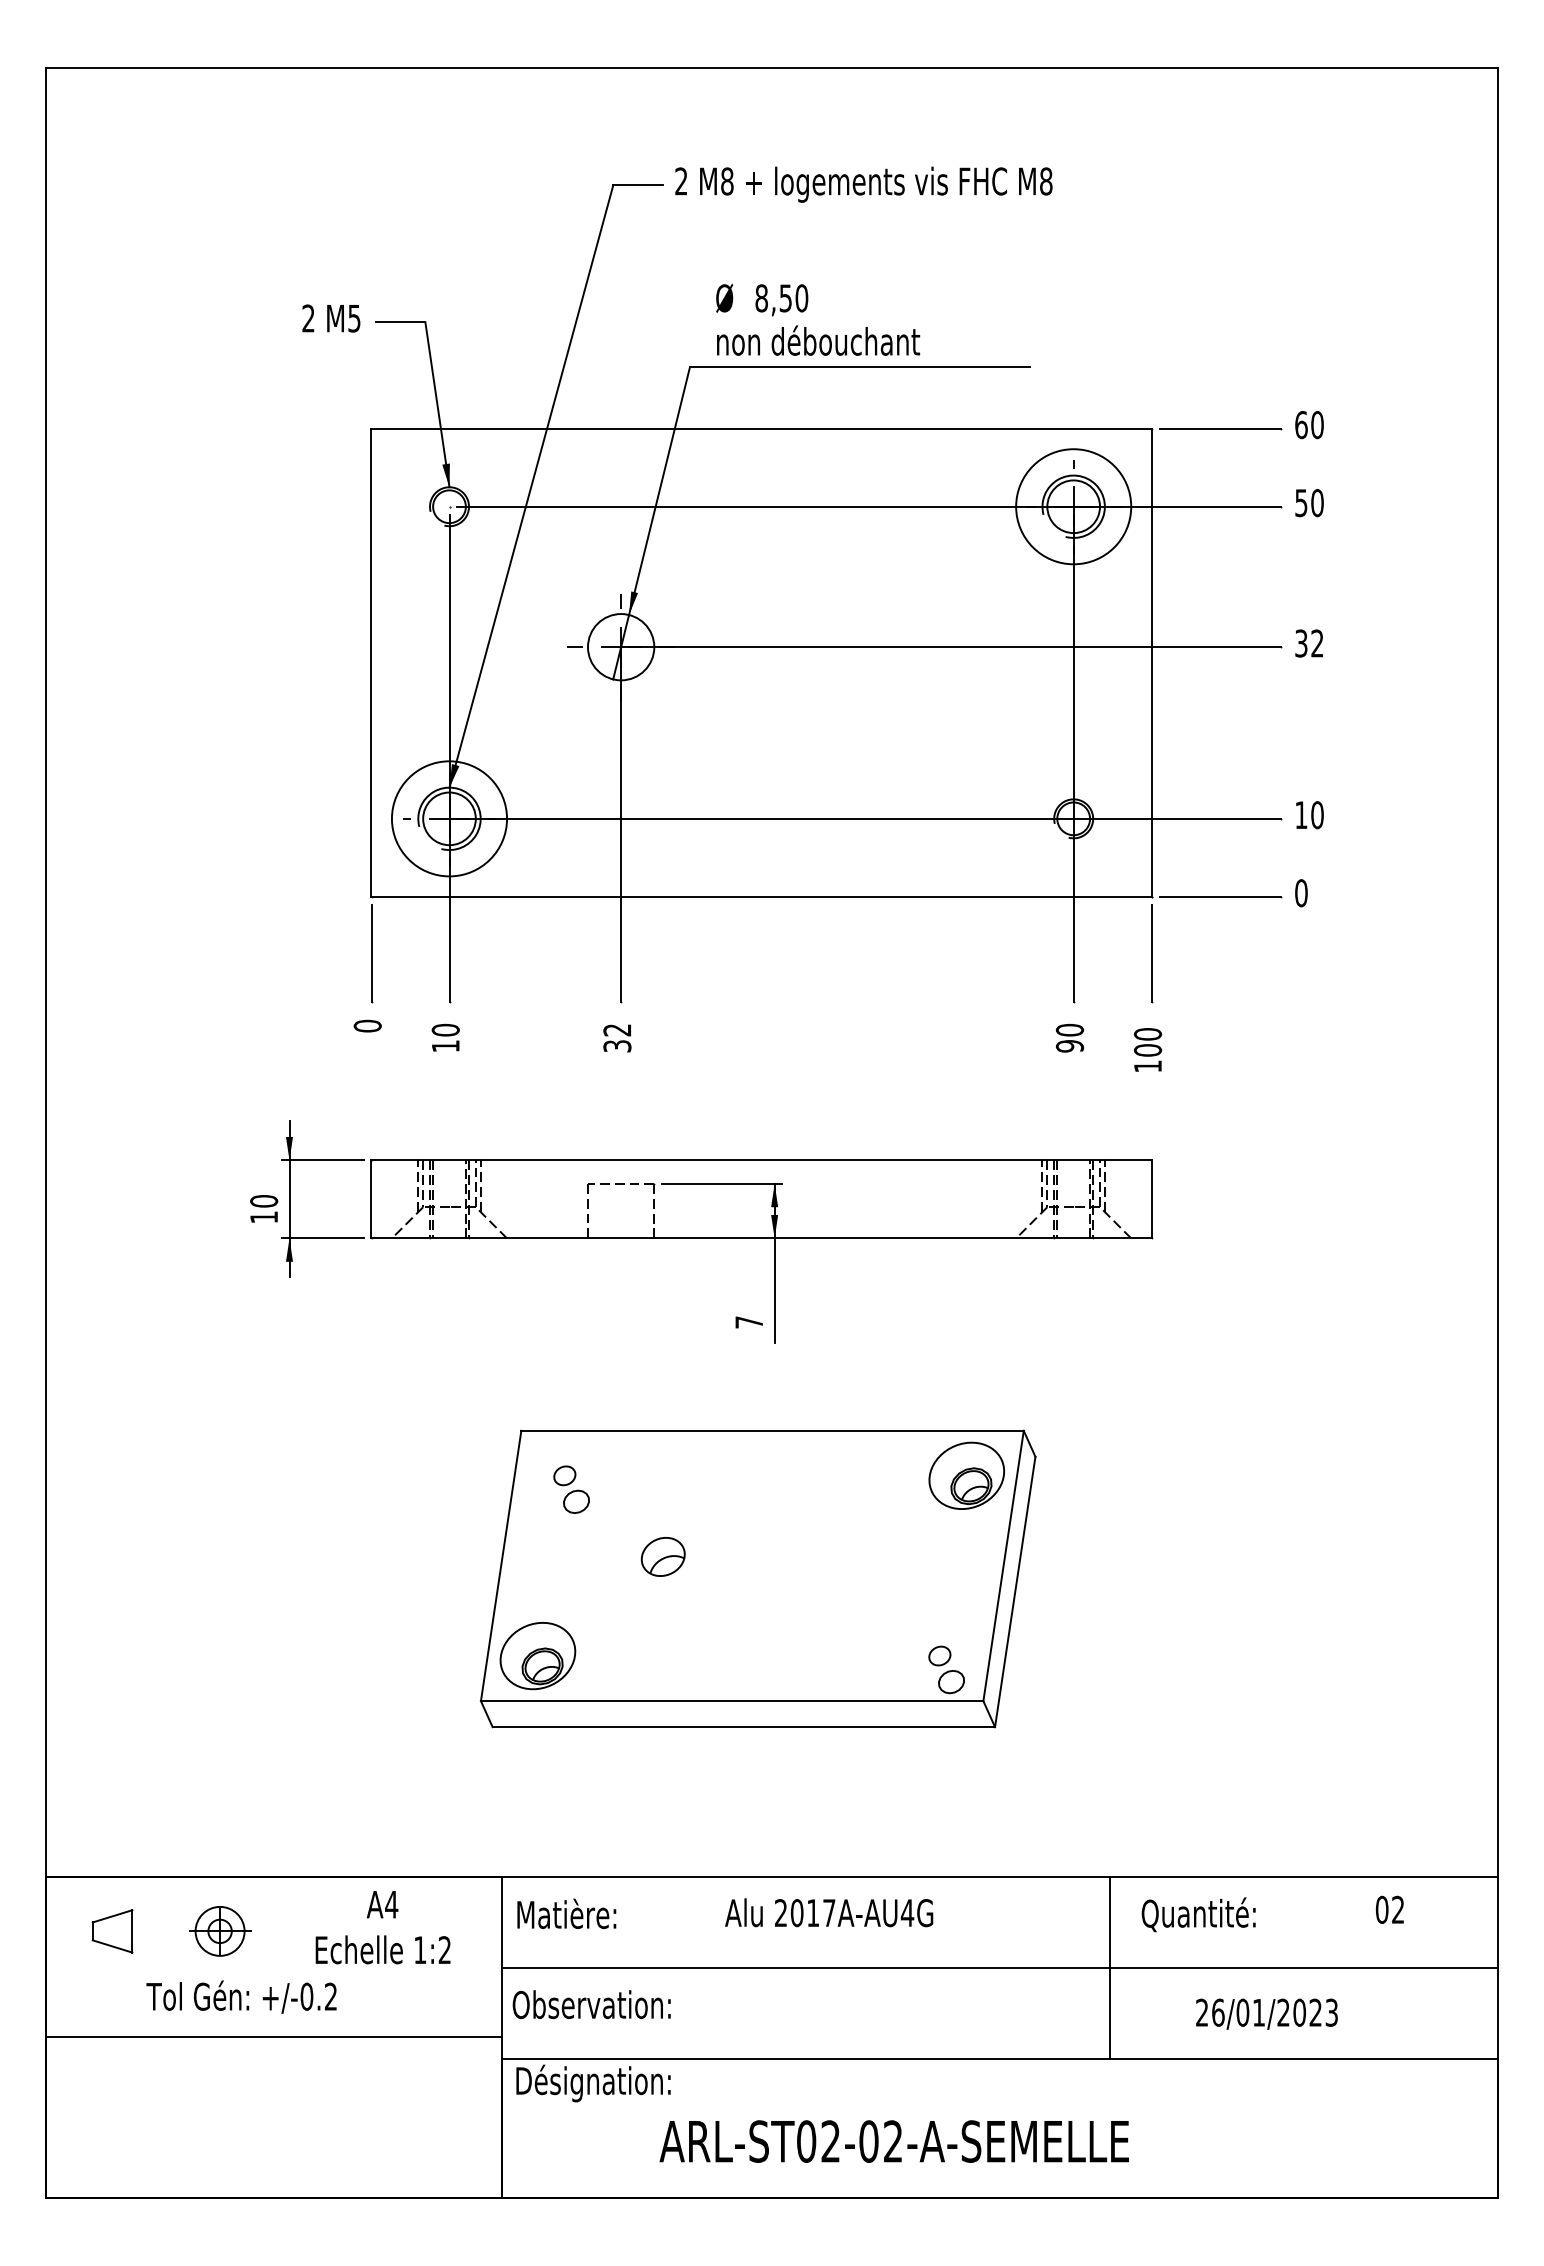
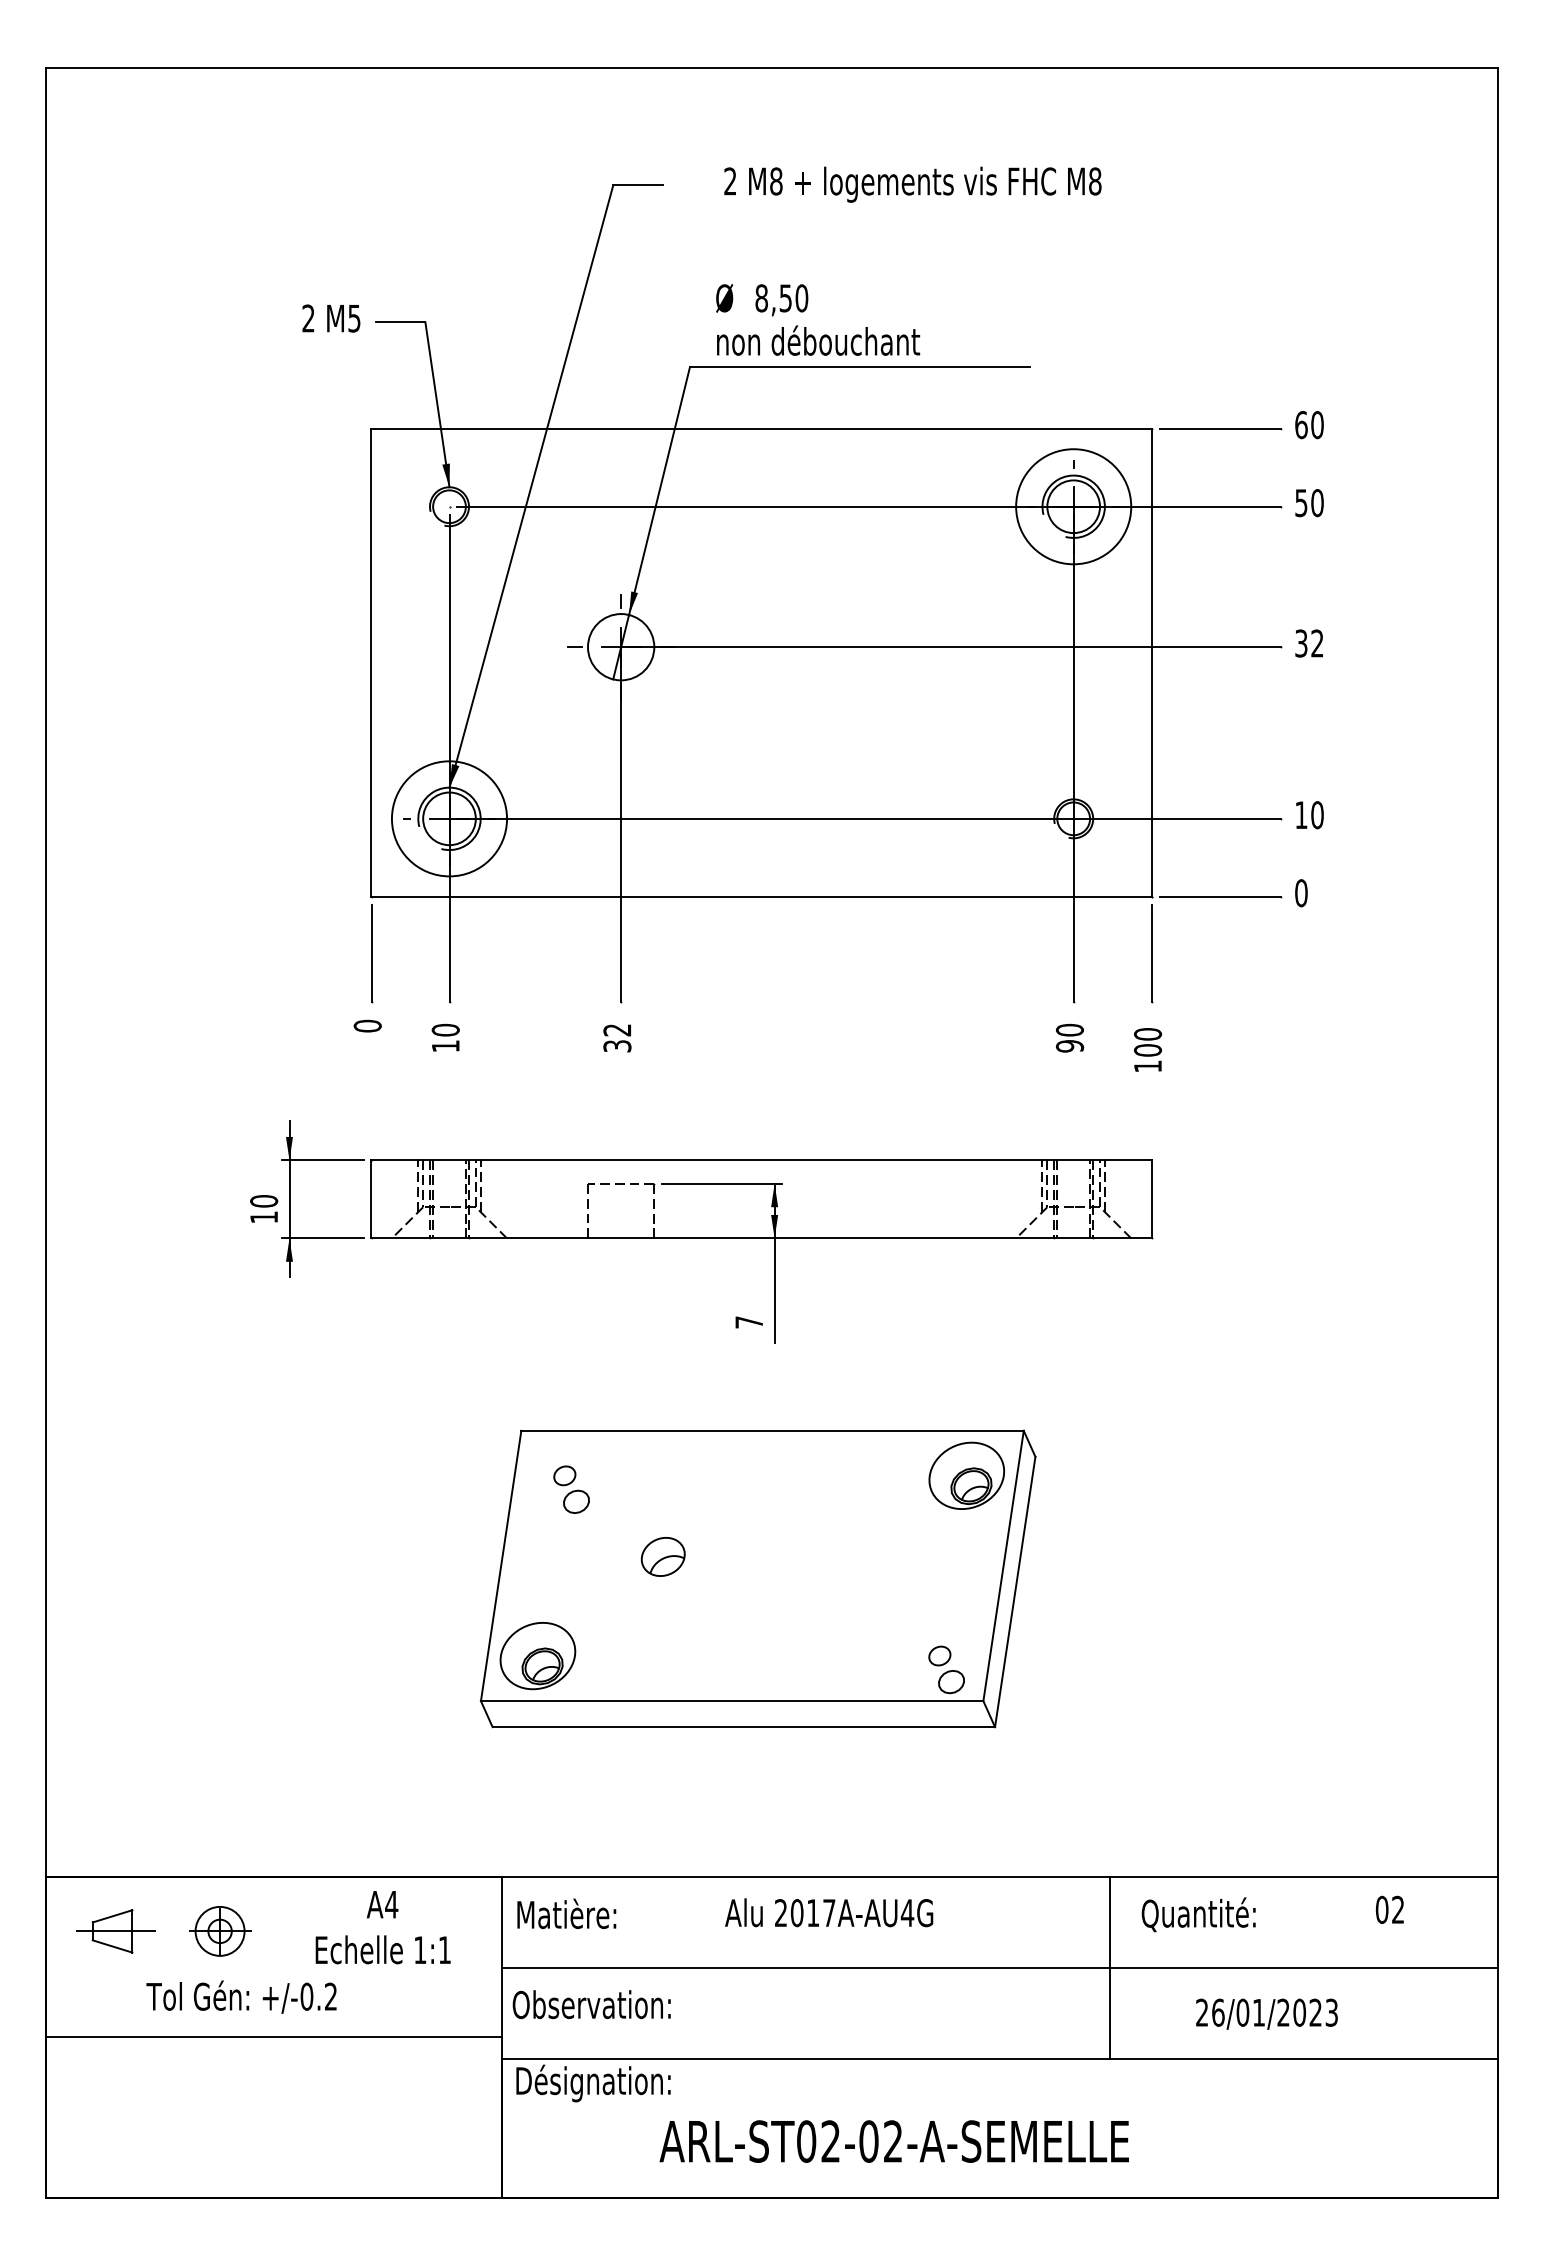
text position: (863, 184) -> (912, 184) (912, 184)
line: none -> present (115, 1931)
text: 1:2 -> 1:1 (444, 1949)
